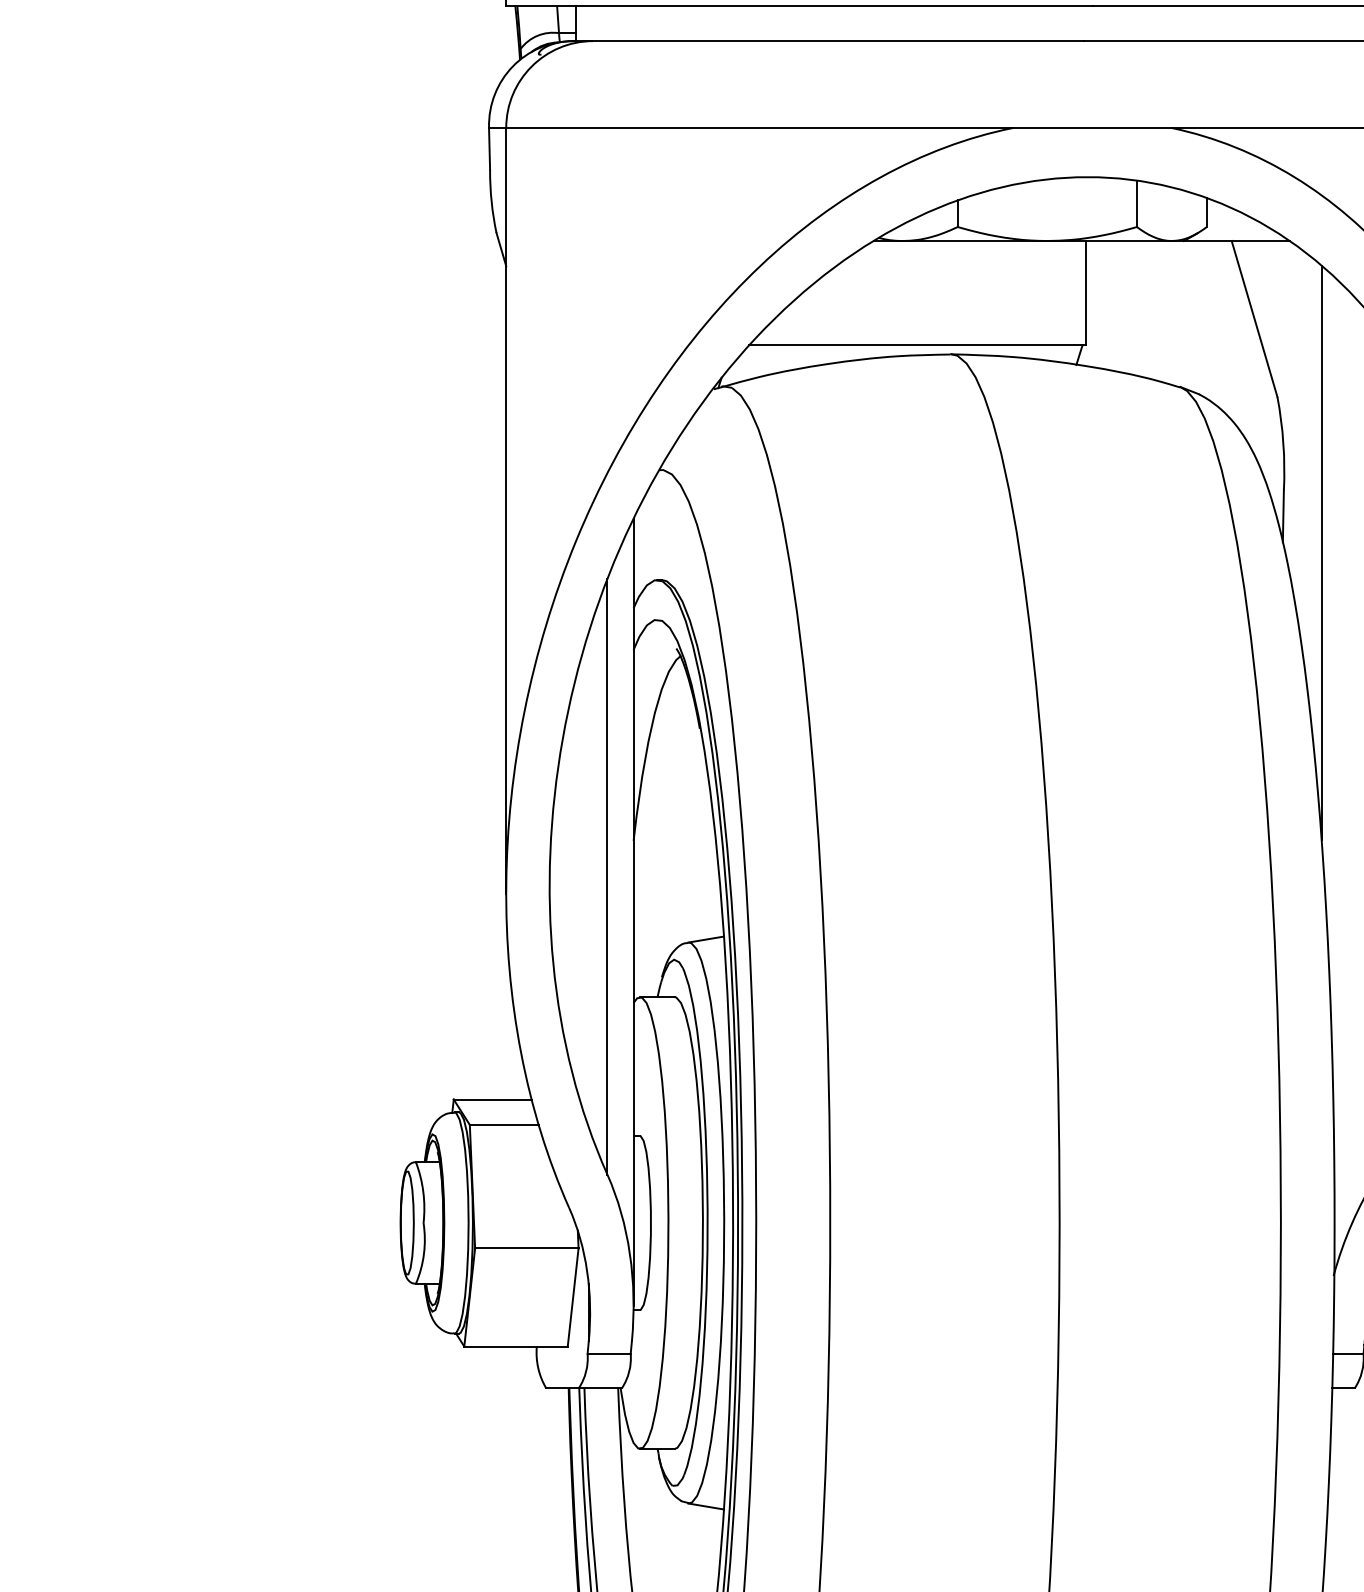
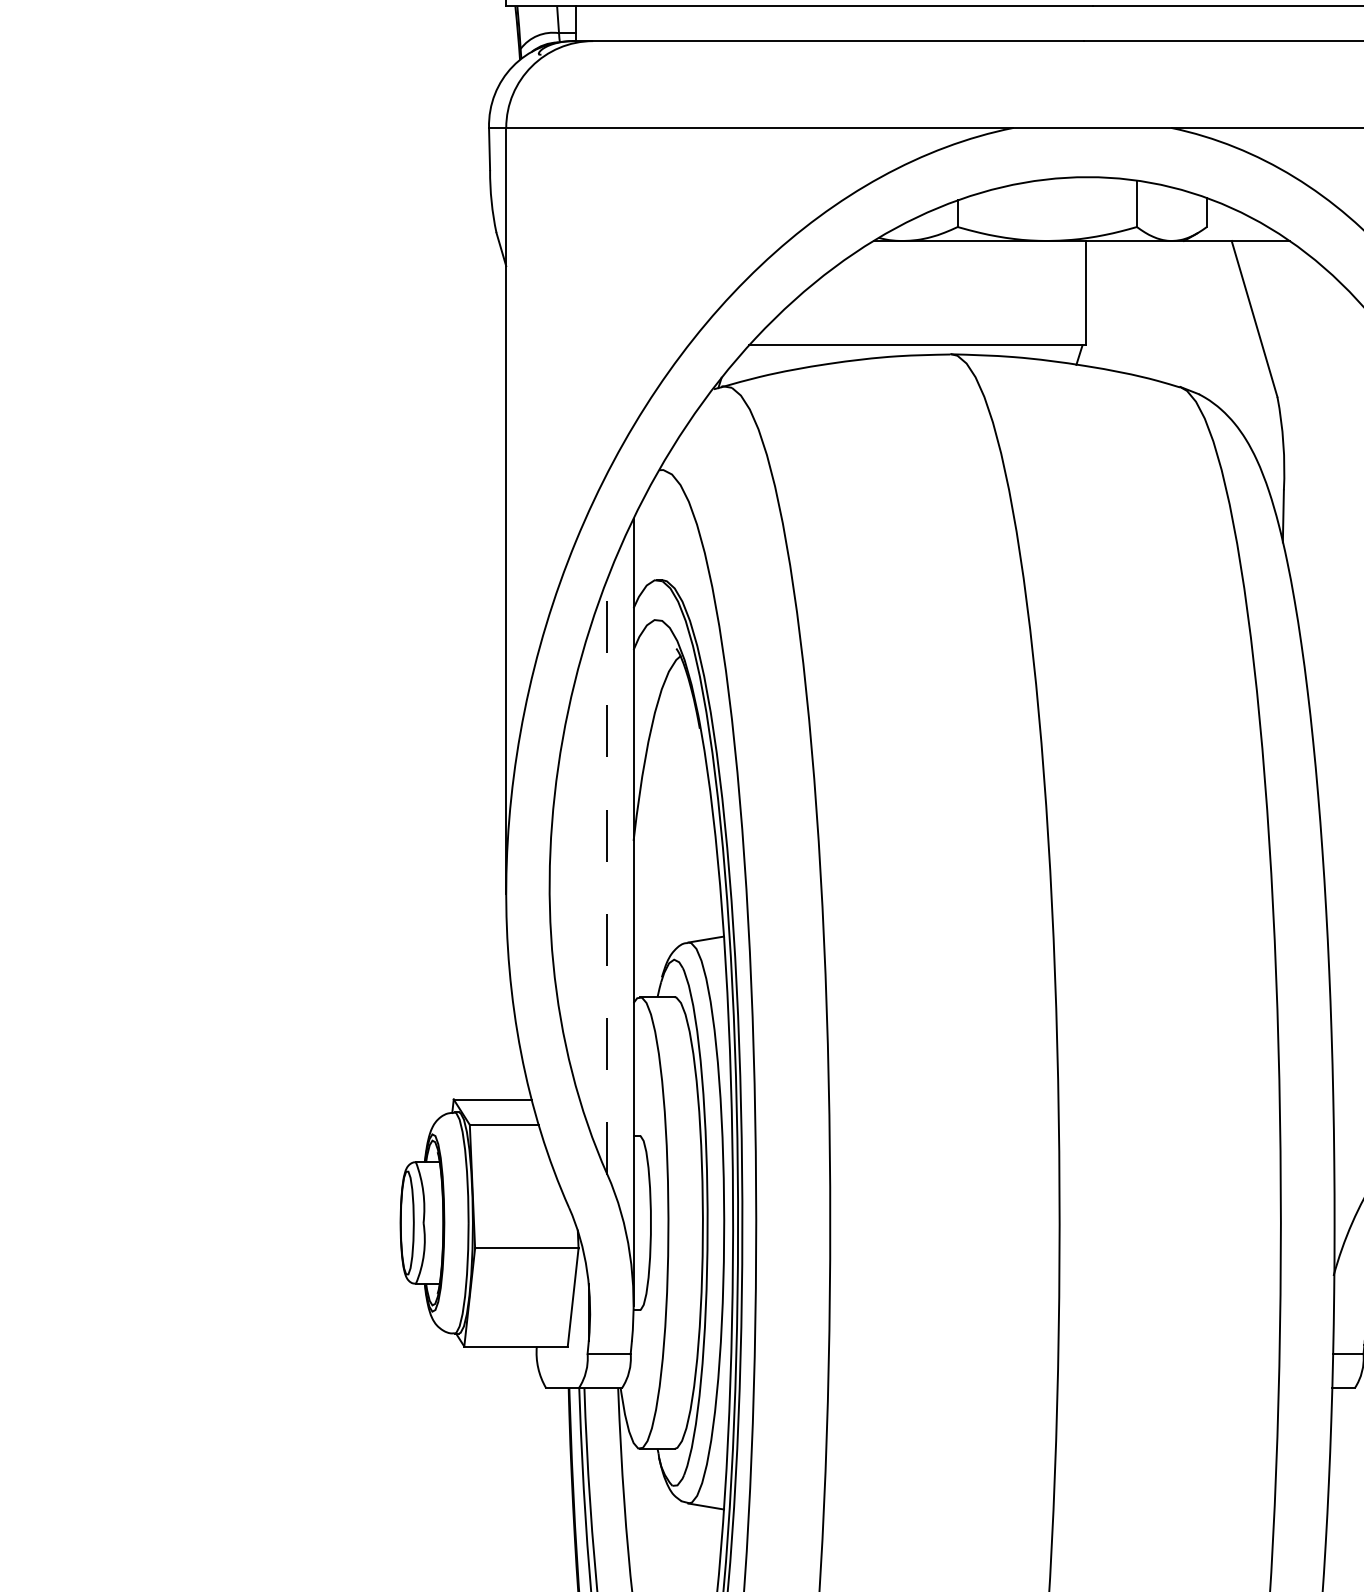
line: present -> none (1321, 552)
line: solid -> dashed (607, 876)
